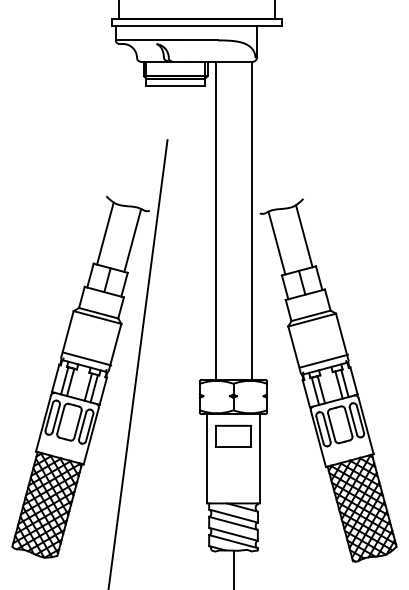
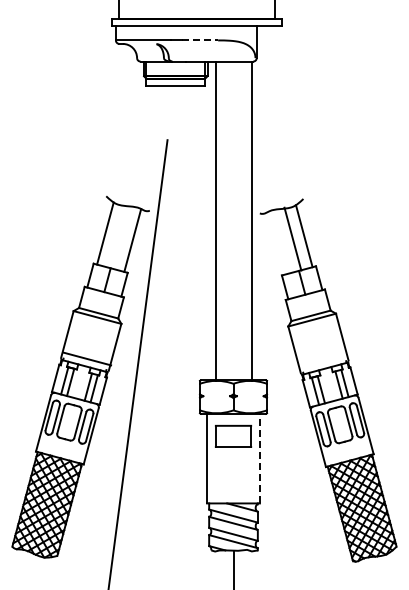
line: solid -> dashed (200, 40)
line position: (276, 242) -> (292, 238) (292, 238)
line: present -> none (323, 360)
line: solid -> dashed (259, 458)
